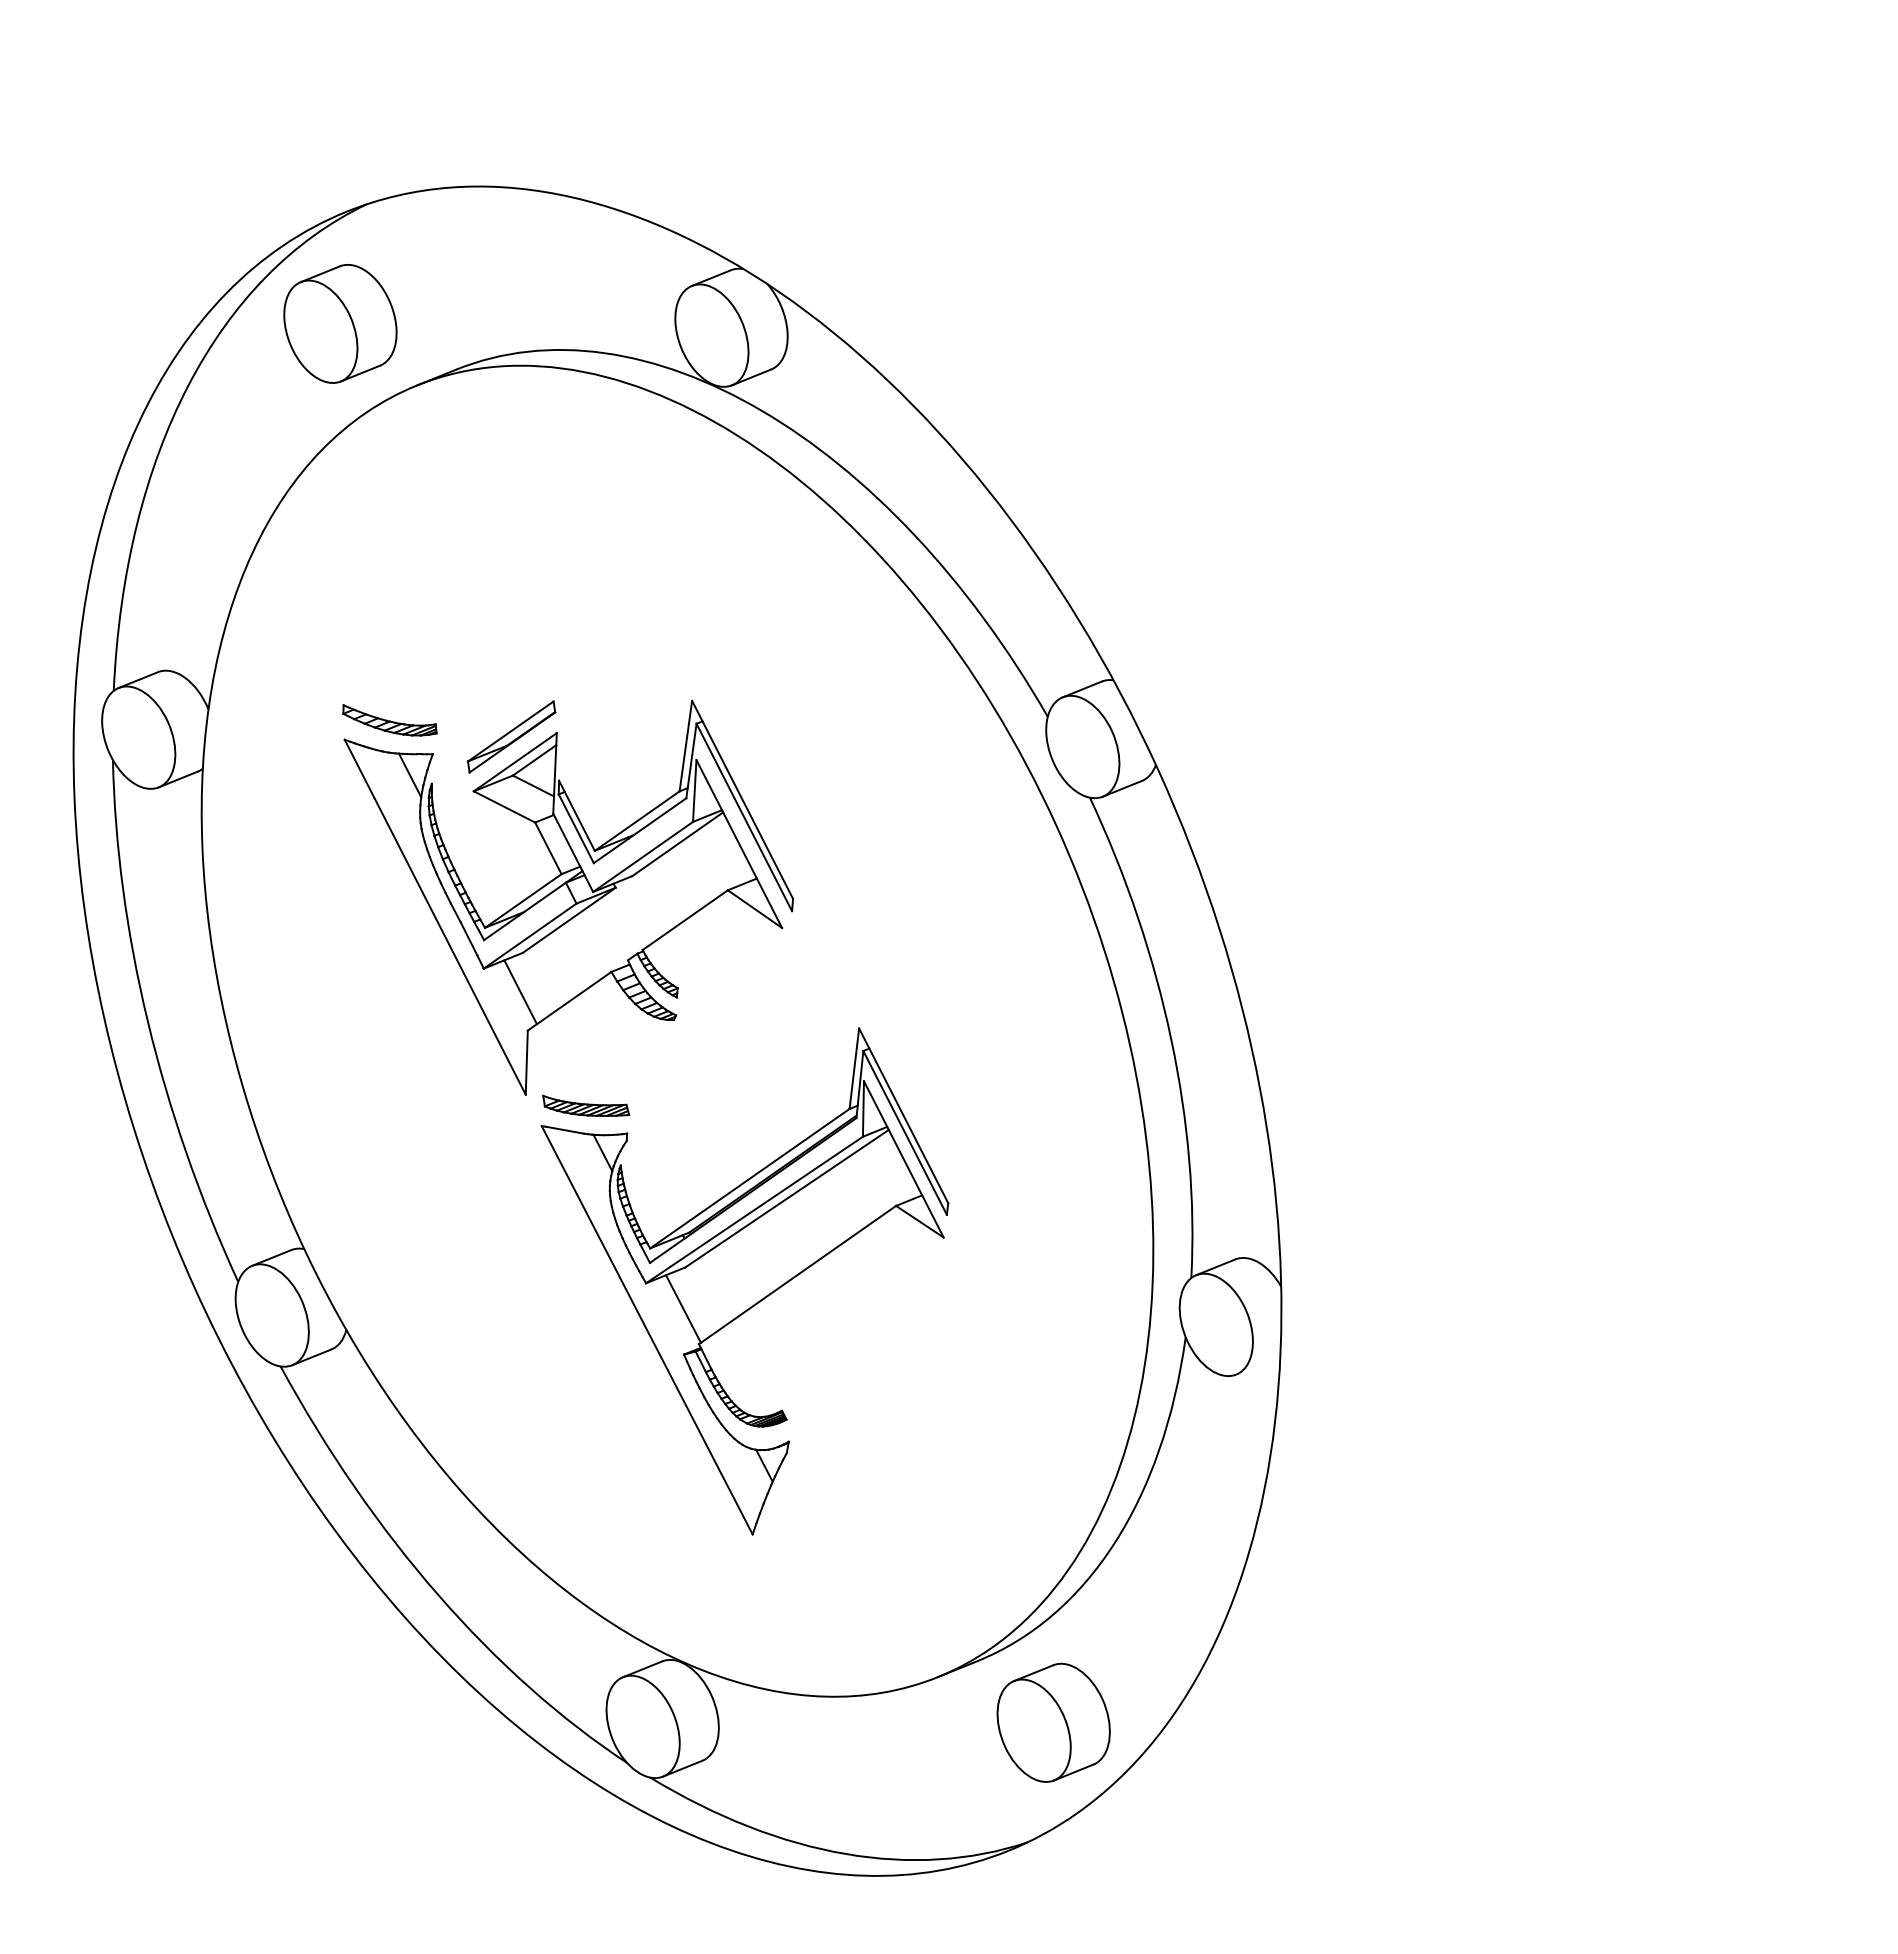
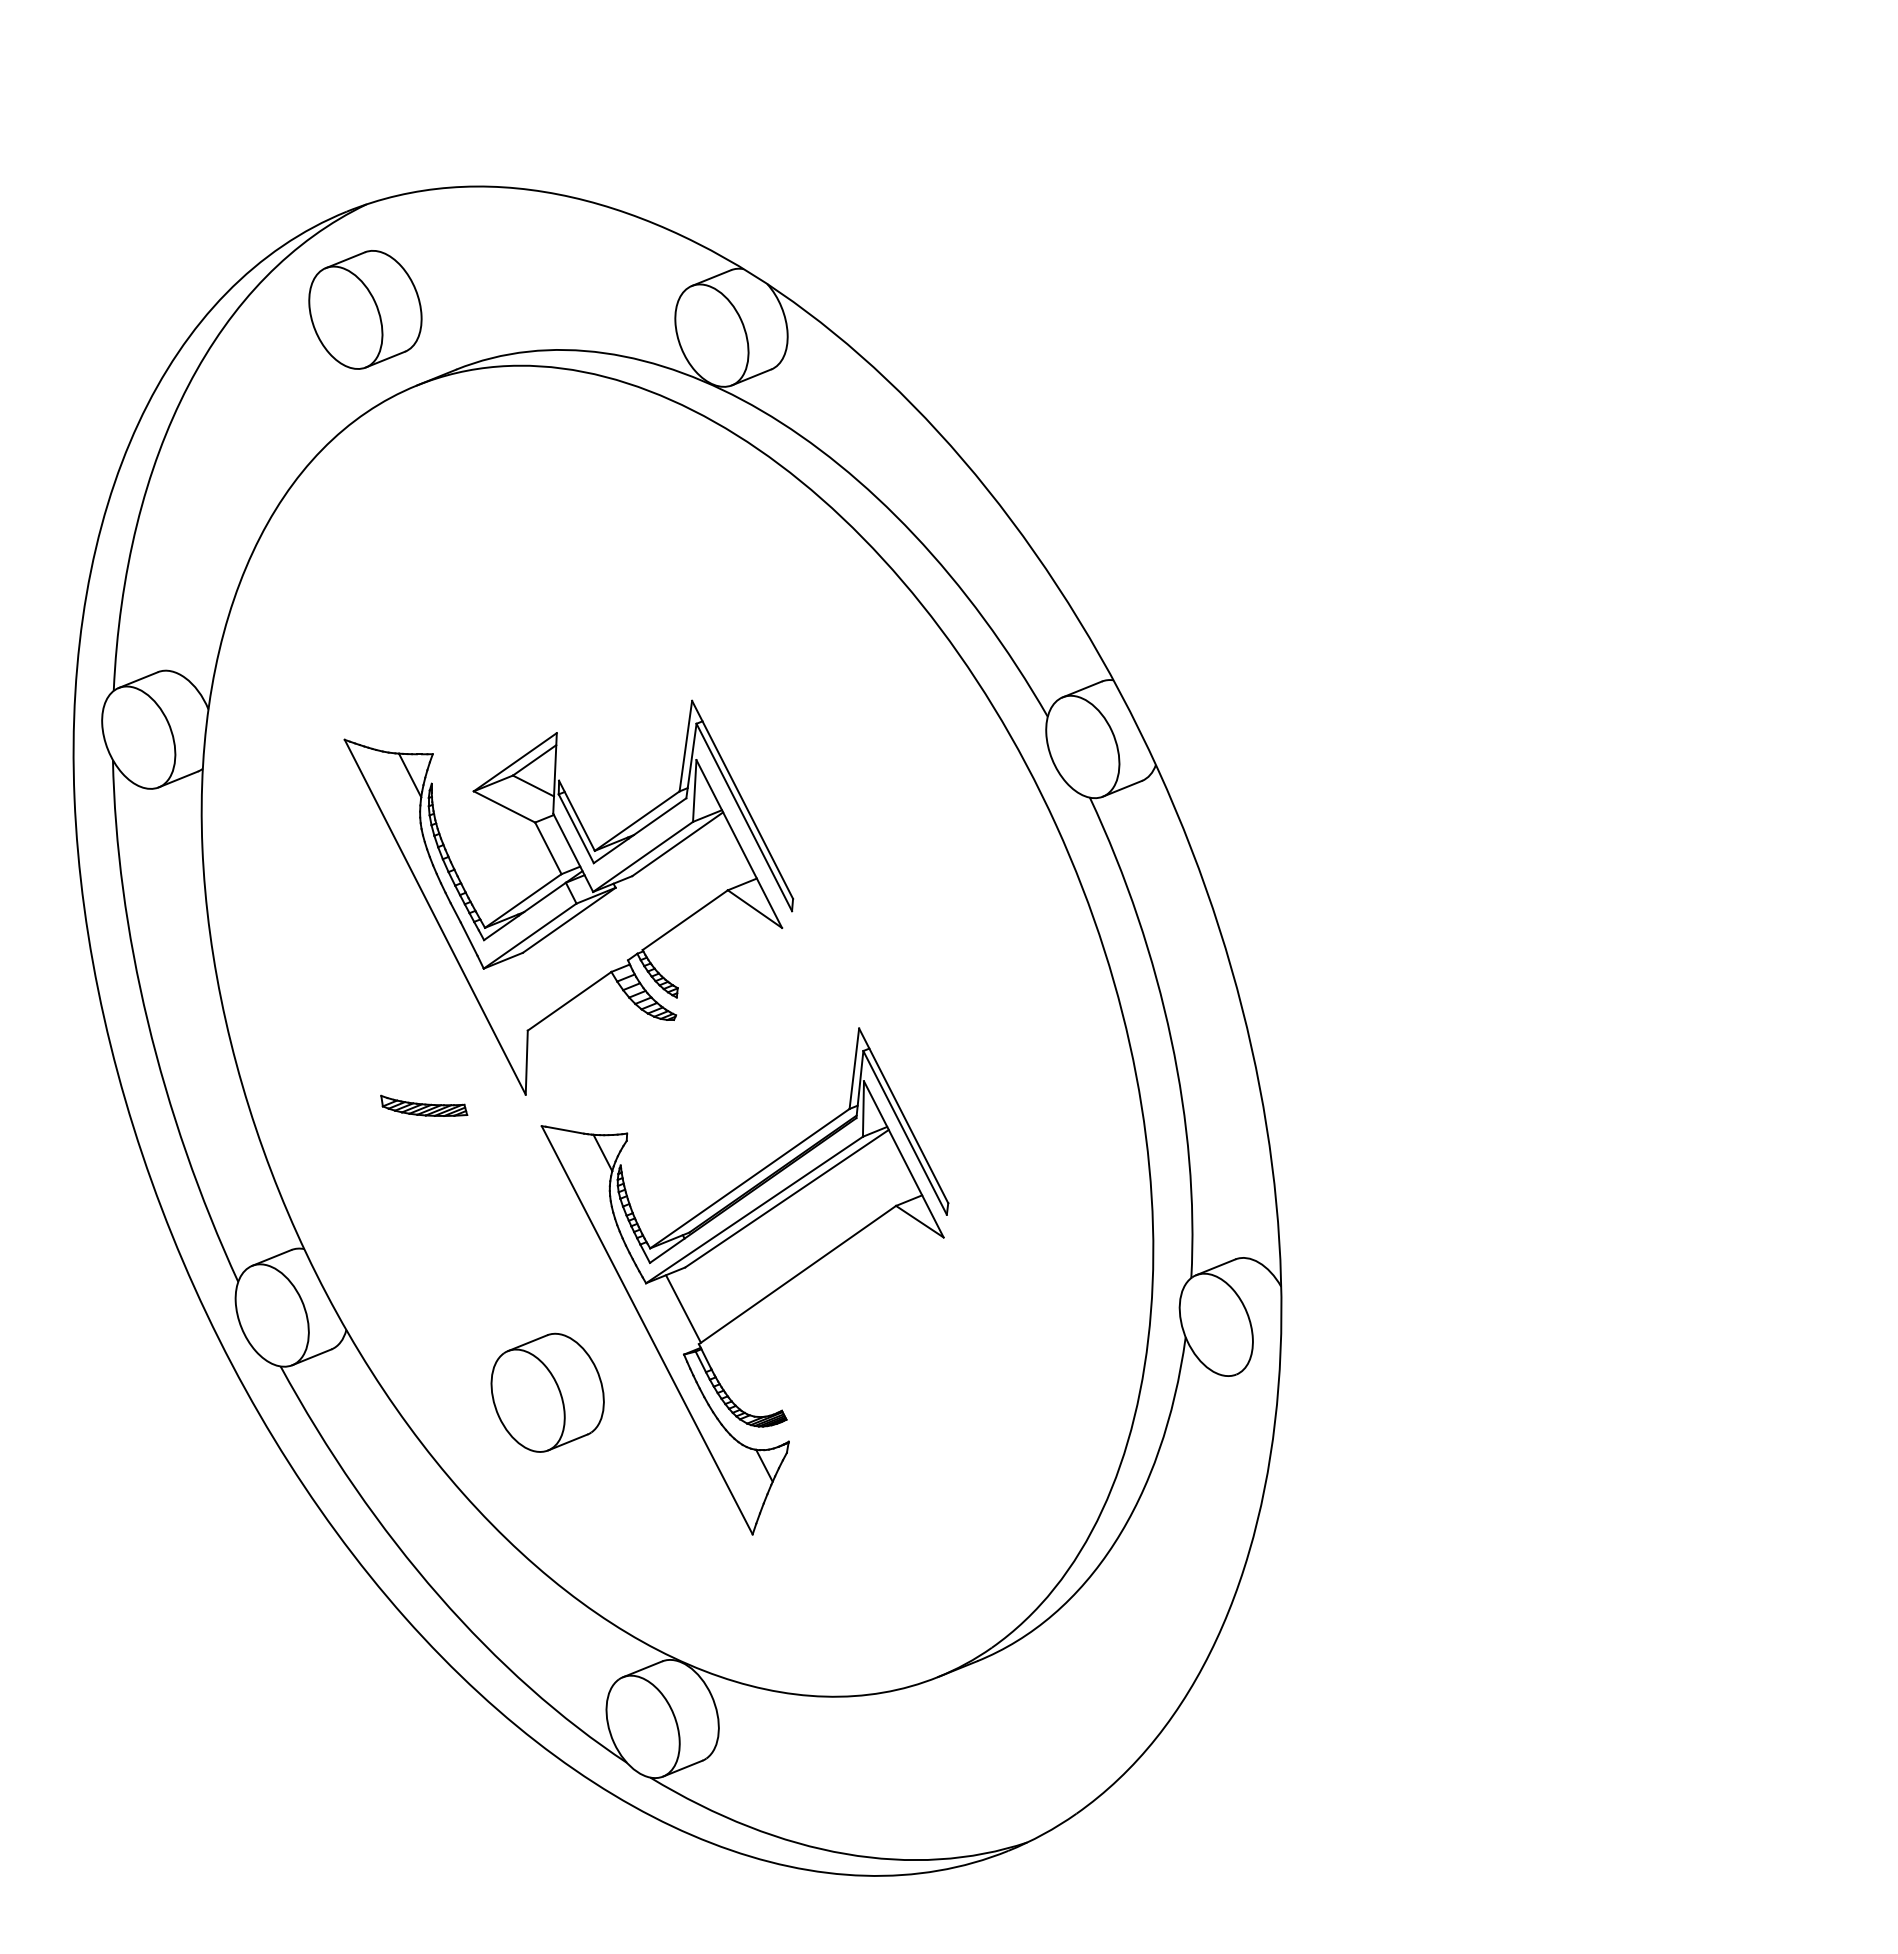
part position: (340, 323) -> (365, 309) (365, 309)
part: present -> none (389, 720)
part: present -> none (511, 736)
line: present -> none (520, 992)
part position: (586, 1105) -> (424, 1105) (424, 1105)
part position: (1053, 1722) -> (547, 1392) (547, 1392)
